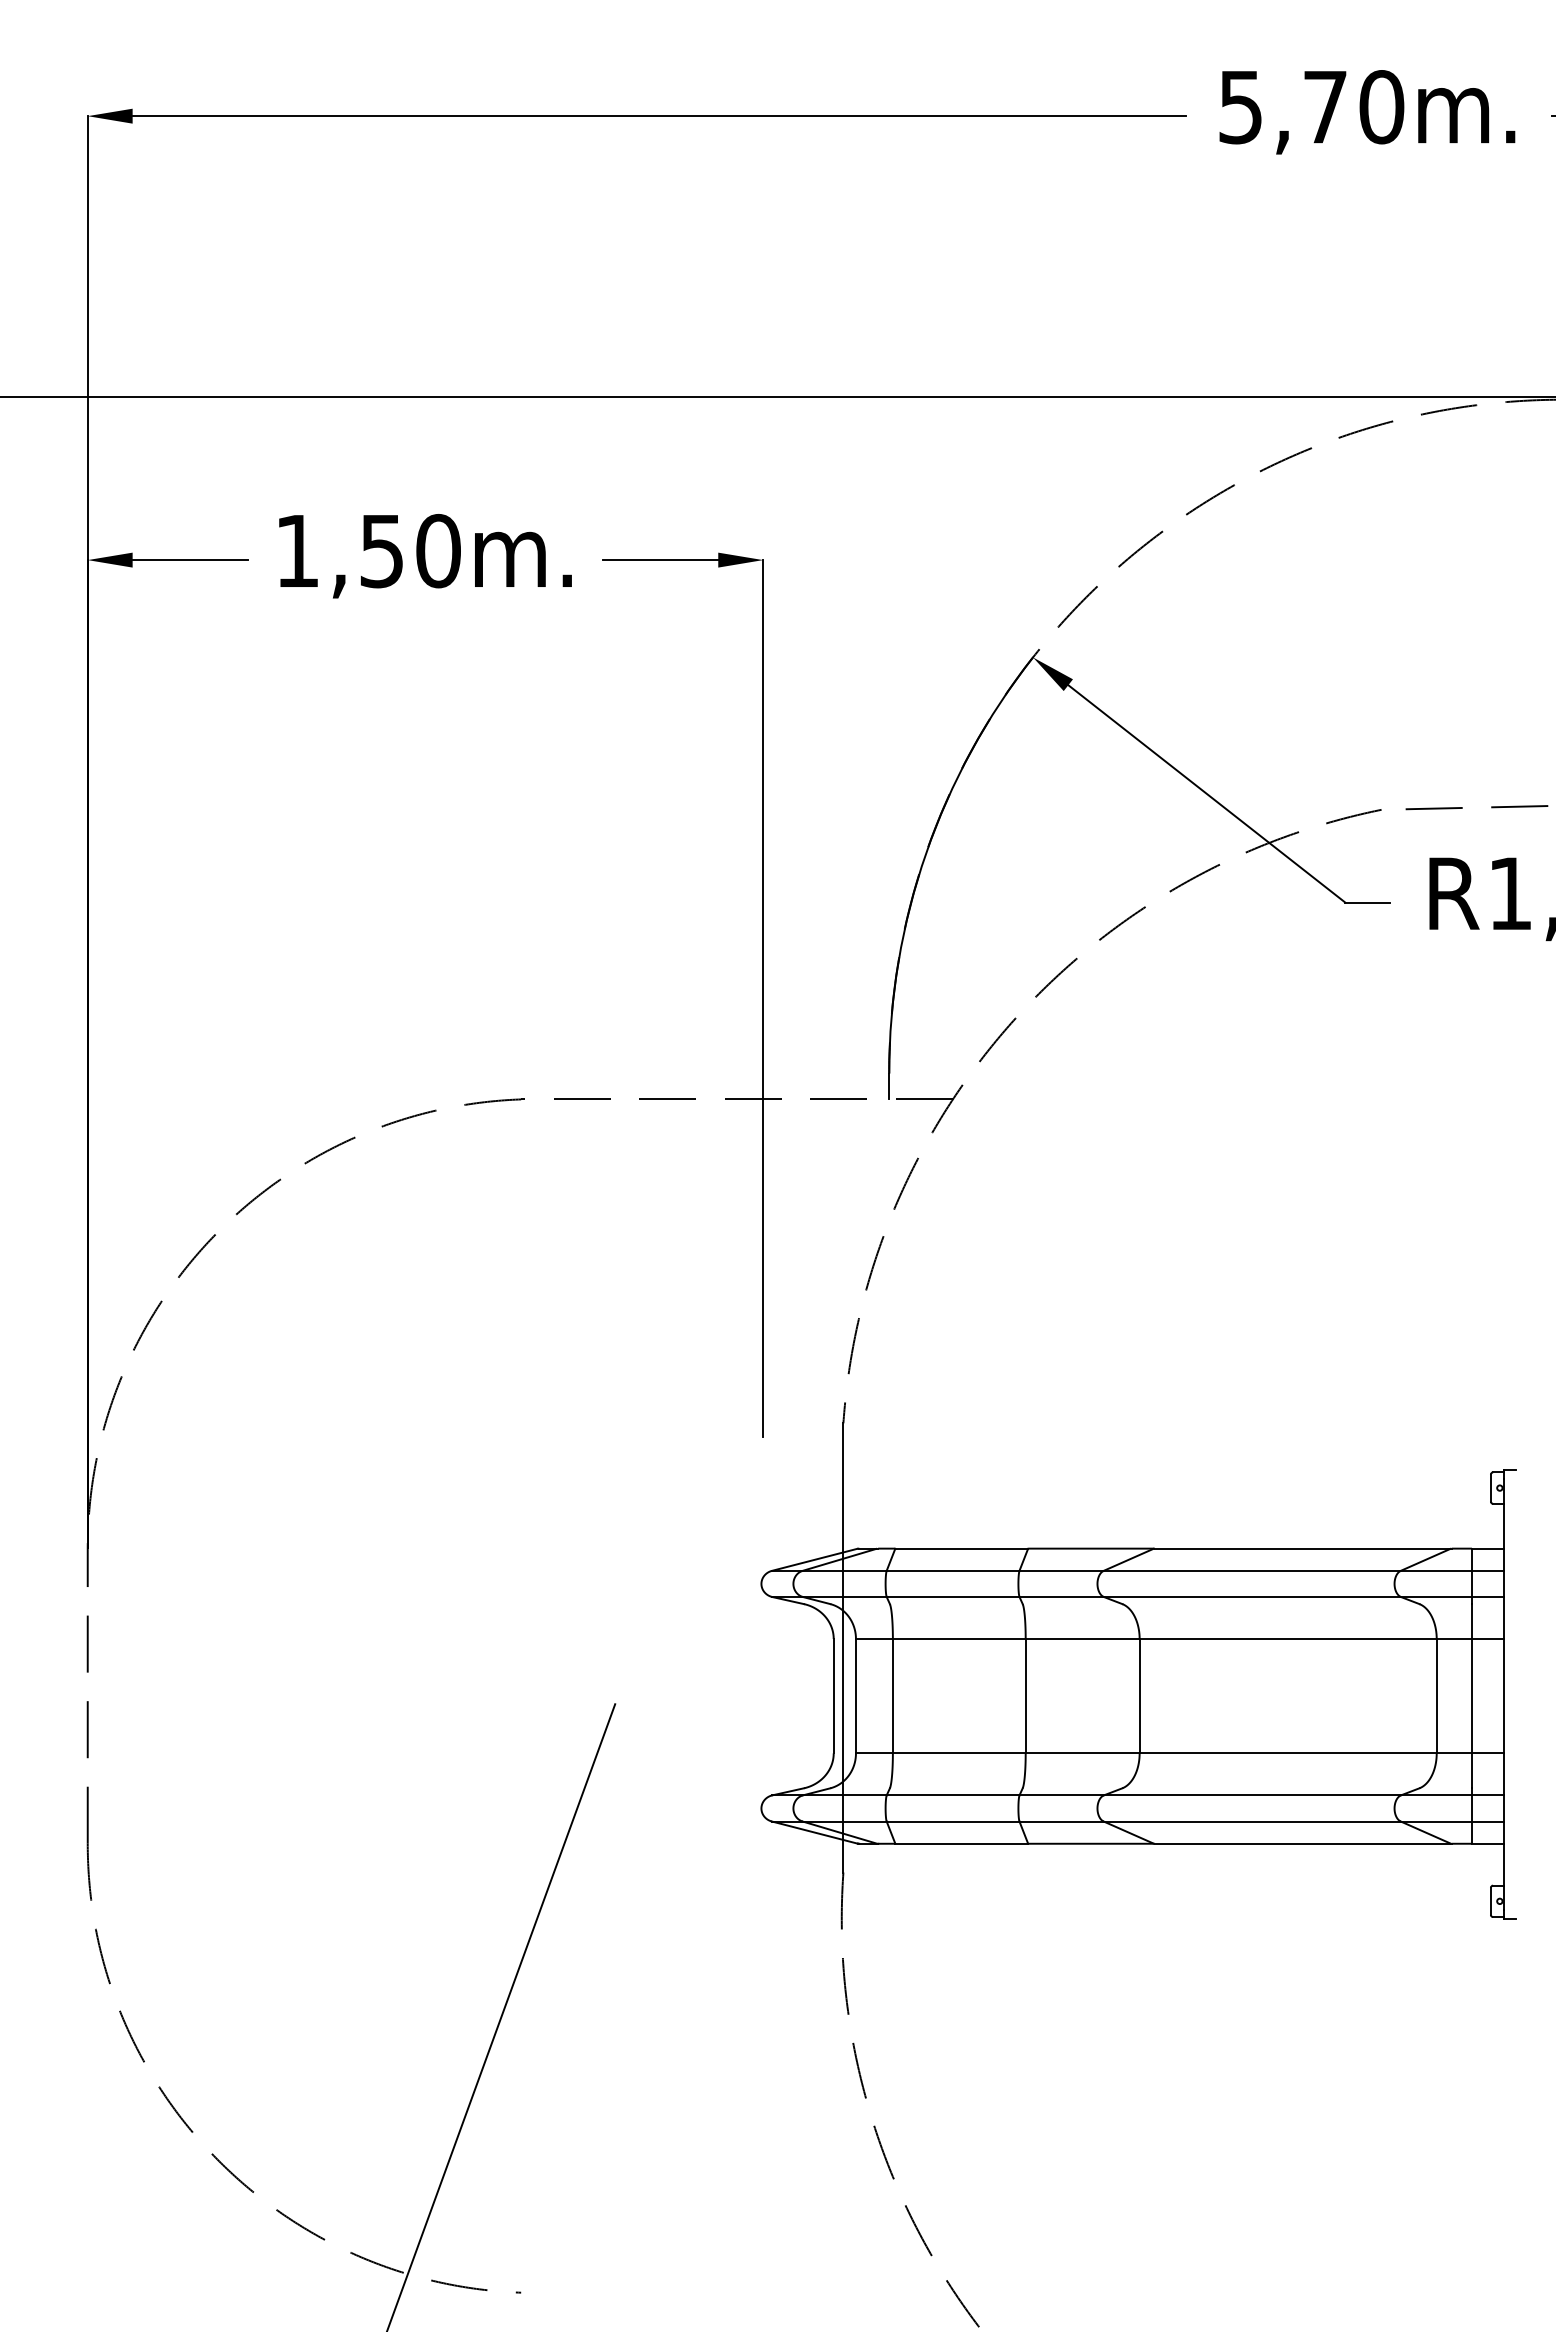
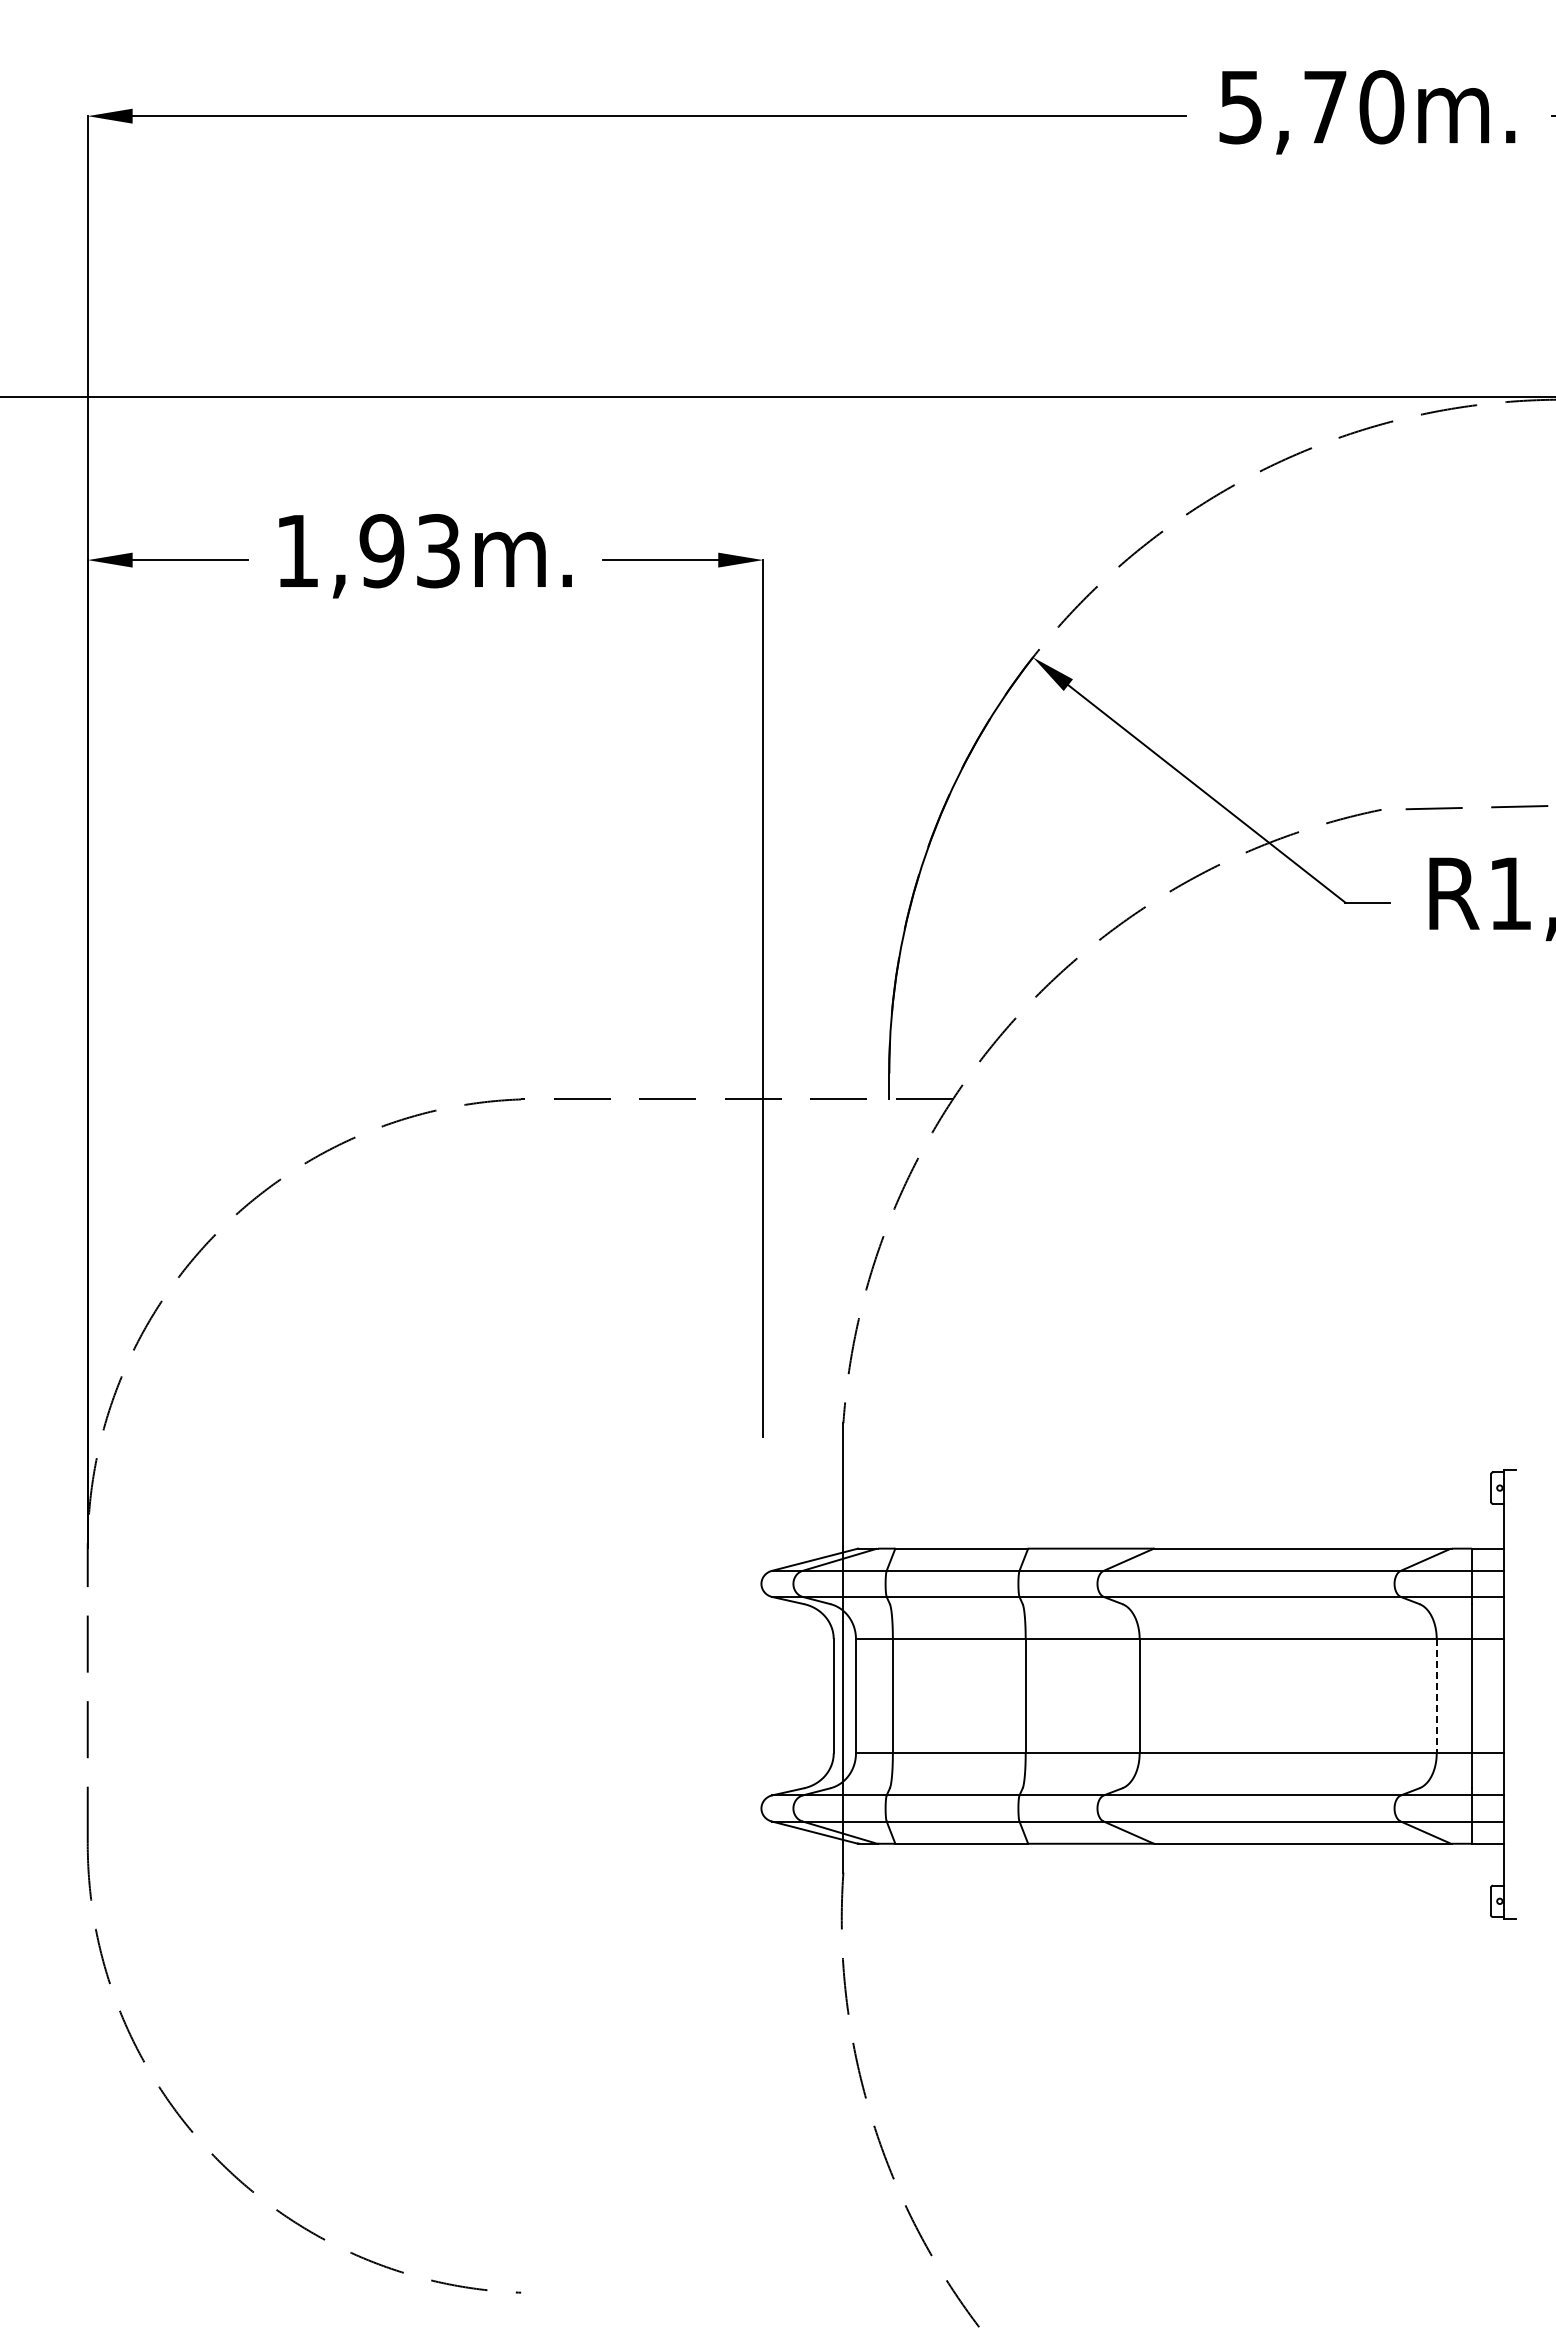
text: 1,50m. -> 1,93m. (409, 551)
line: solid -> dashed (1436, 1696)
line: present -> none (501, 2016)
